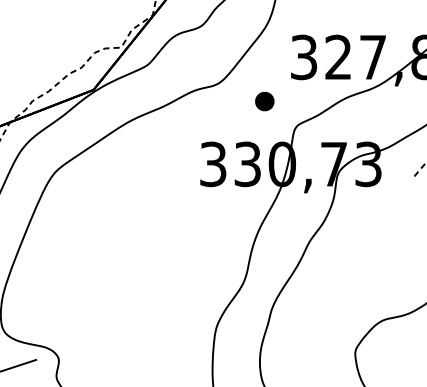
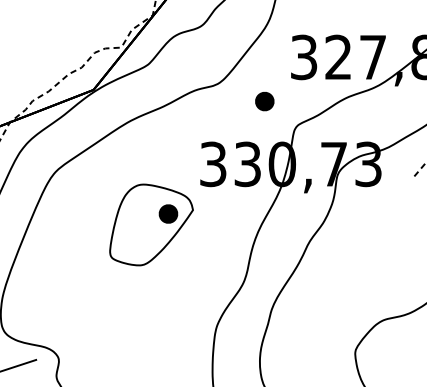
part: none -> present (151, 224)
